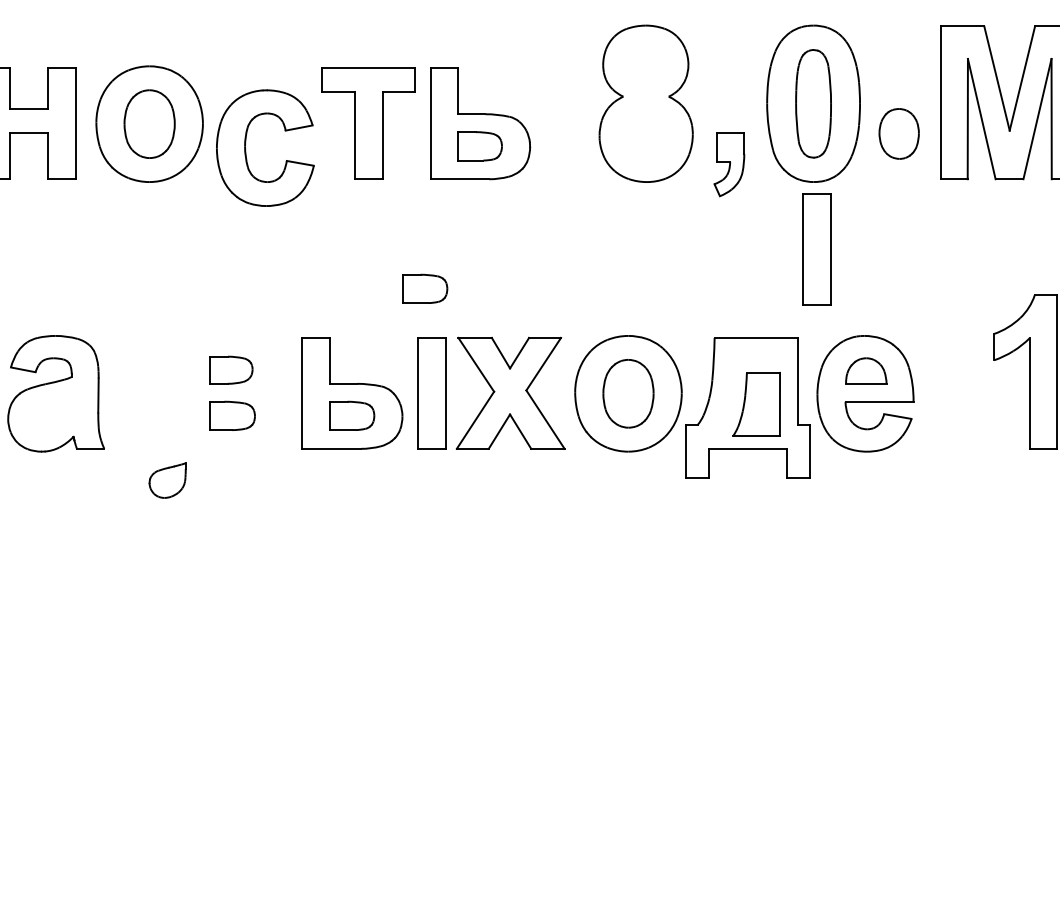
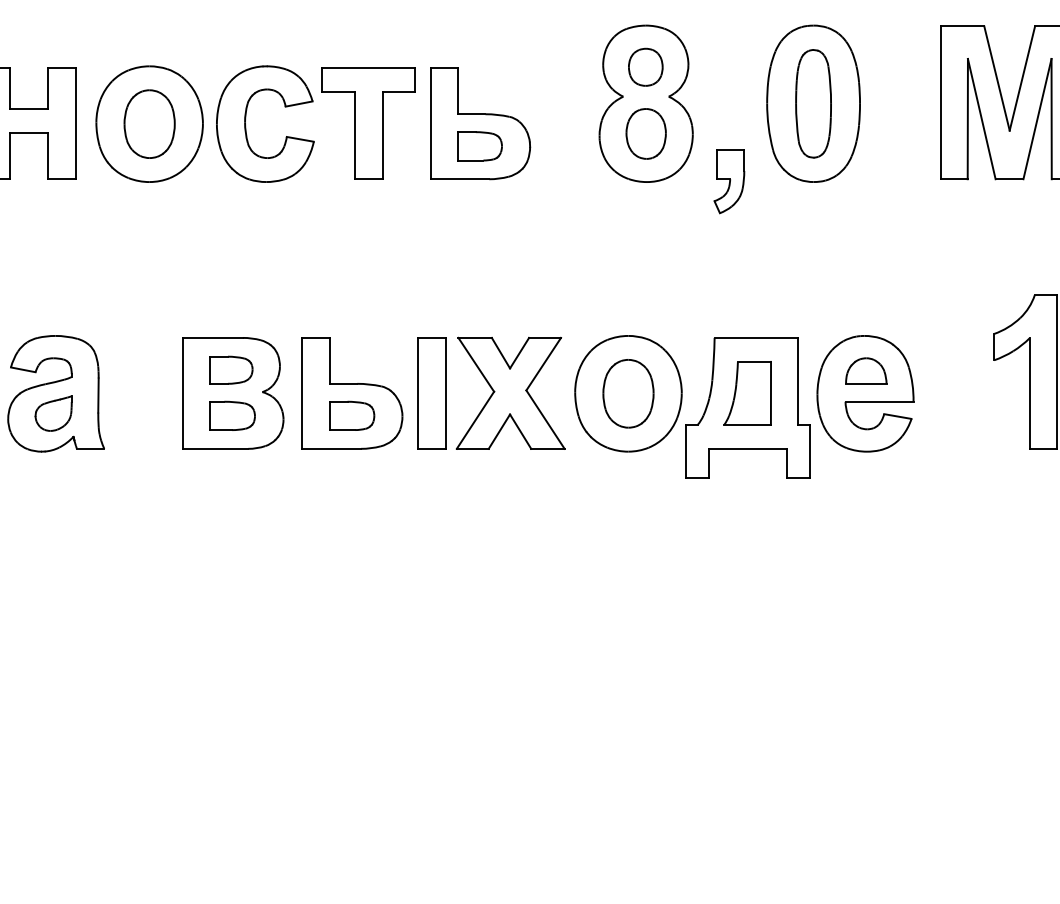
part: none -> present (645, 66)
part position: (898, 133) -> (645, 133) (645, 133)
part position: (246, 150) -> (246, 126) (246, 126)
part position: (729, 164) -> (729, 181) (729, 181)
part: present -> none (816, 249)
part: present -> none (425, 288)
part: none -> present (233, 393)
part position: (756, 404) -> (747, 393) (747, 393)
part position: (167, 480) -> (53, 413) (53, 413)
